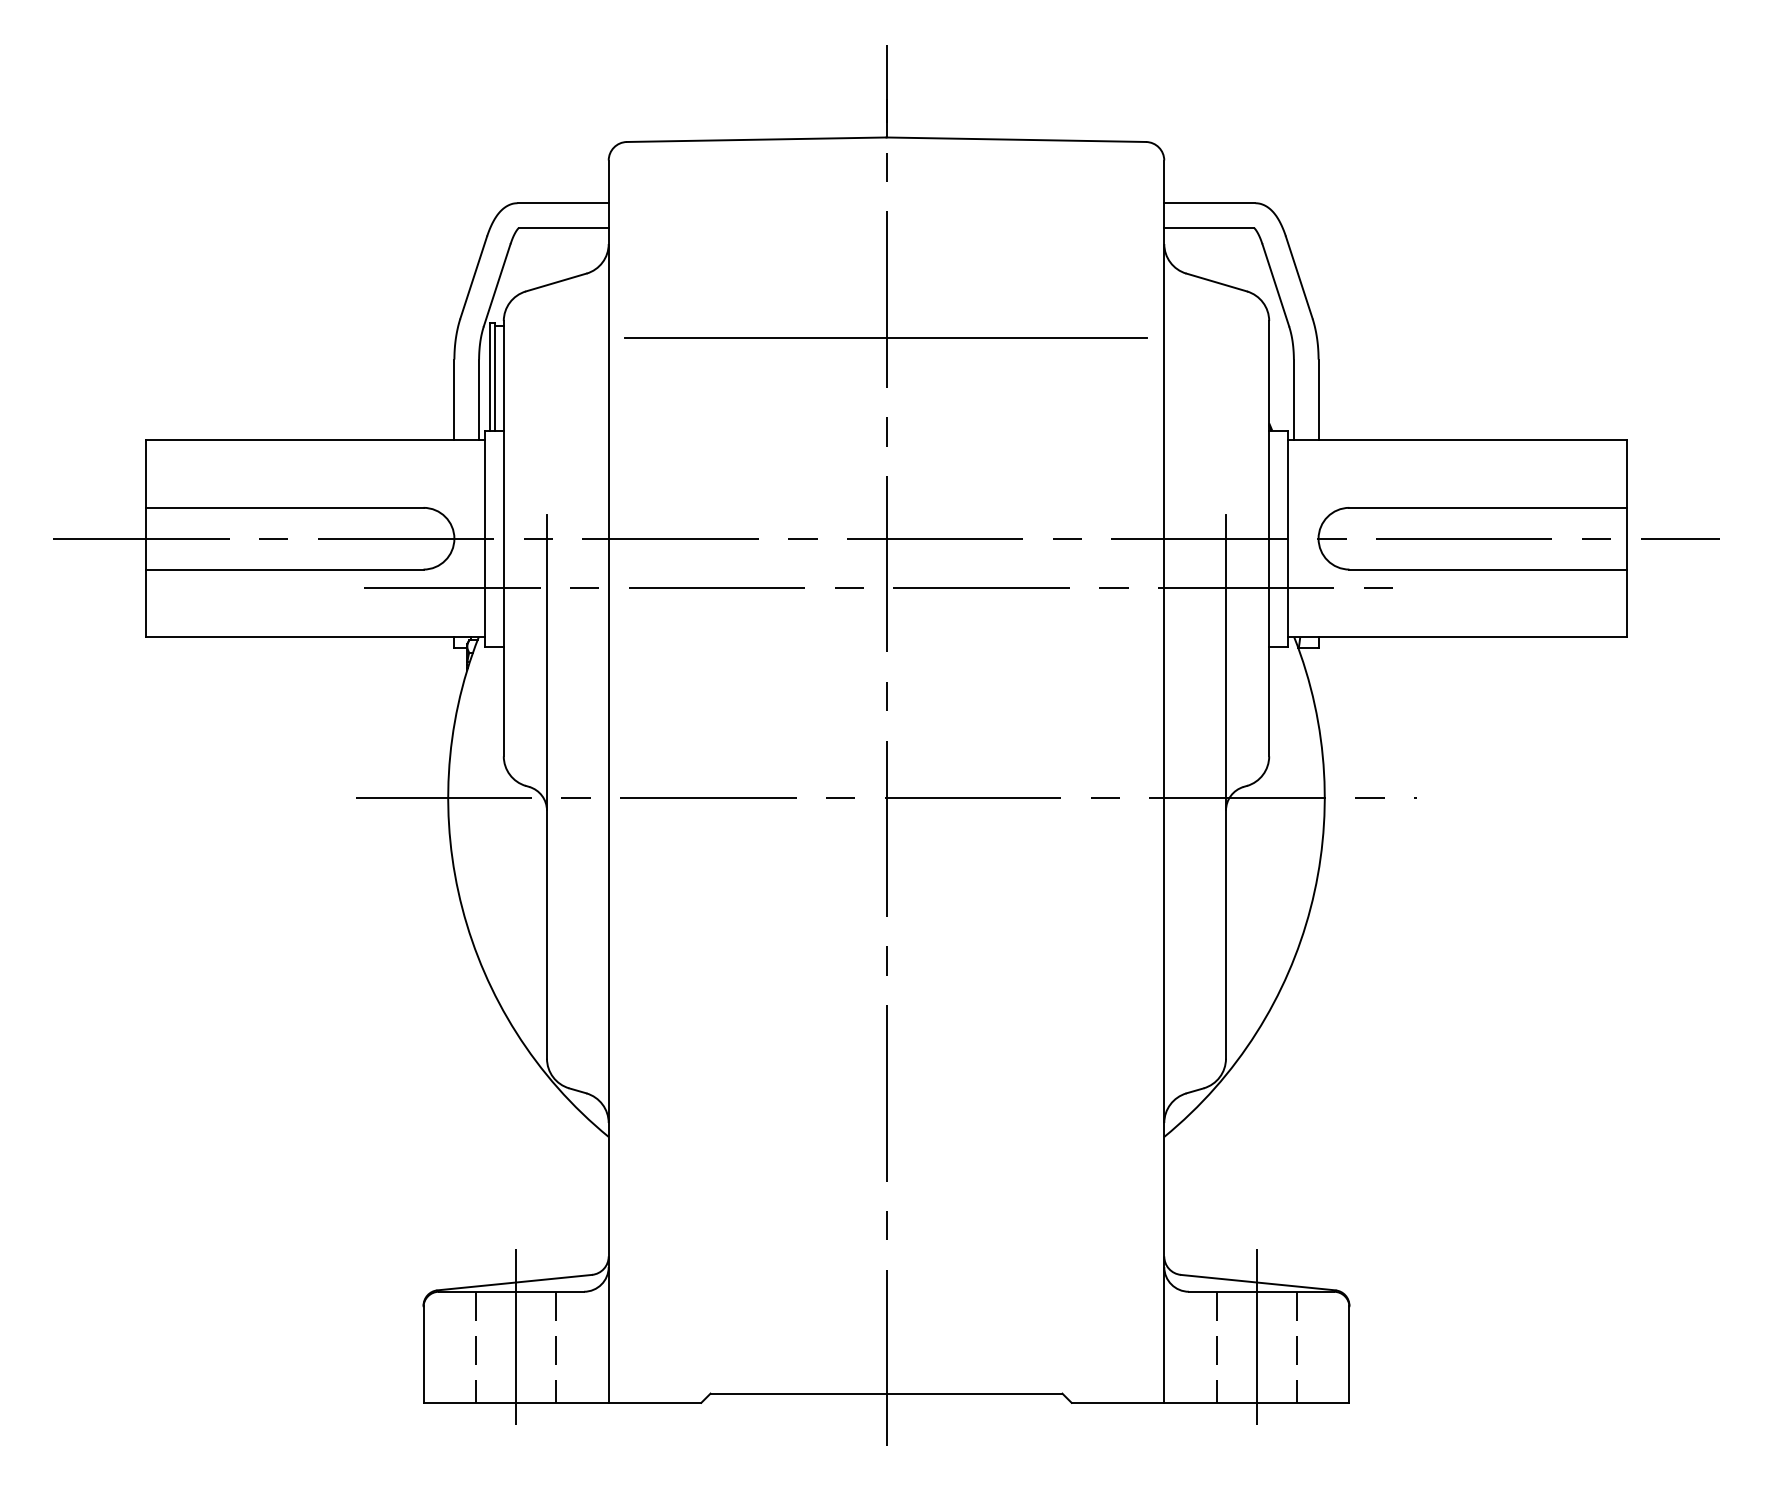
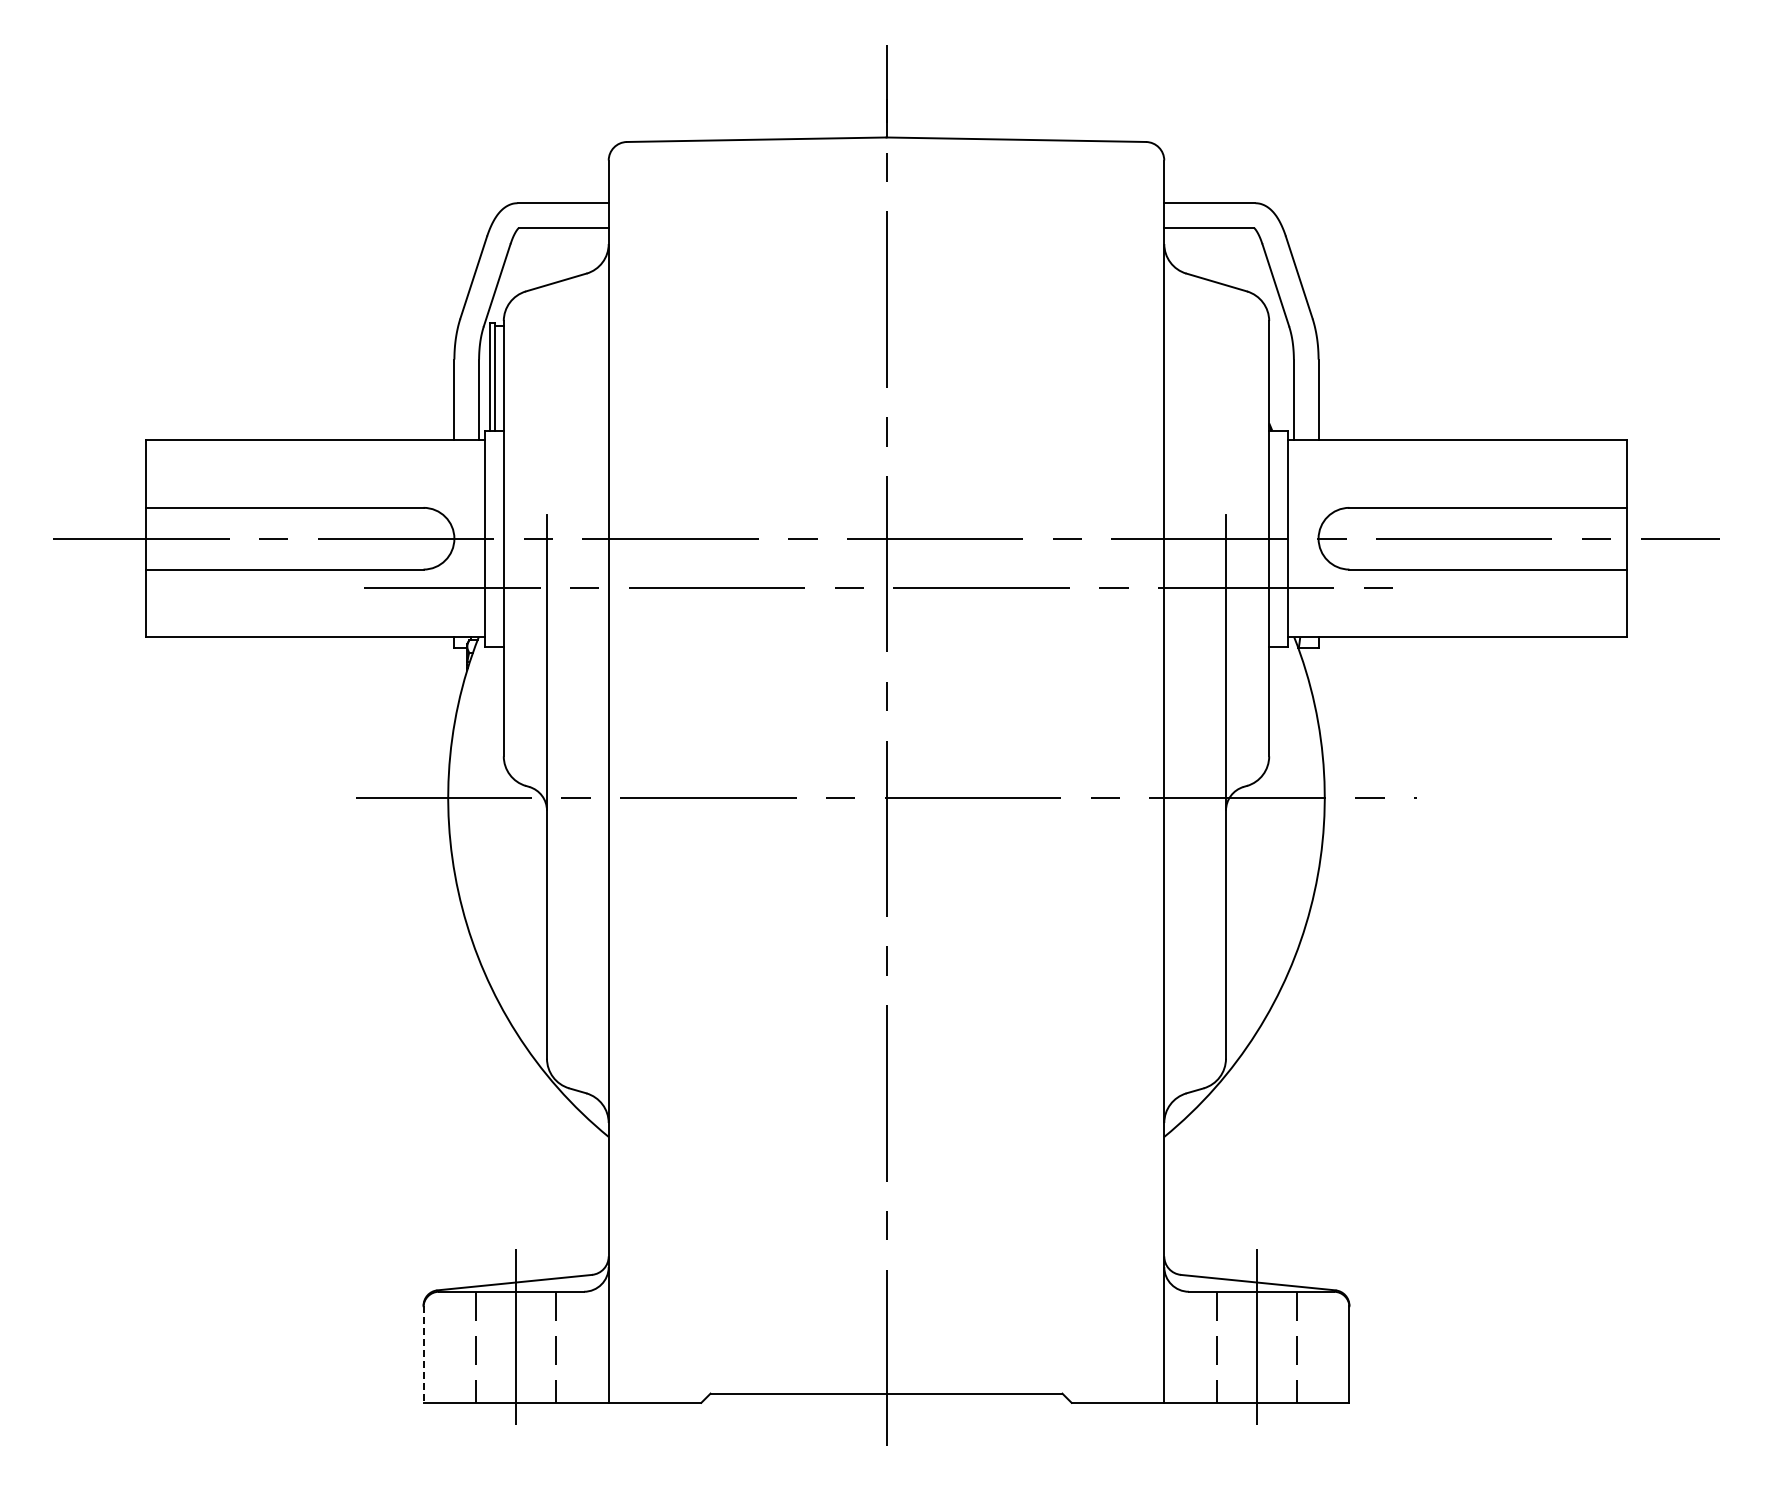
line: present -> none (885, 338)
line: solid -> dashed (423, 1354)
